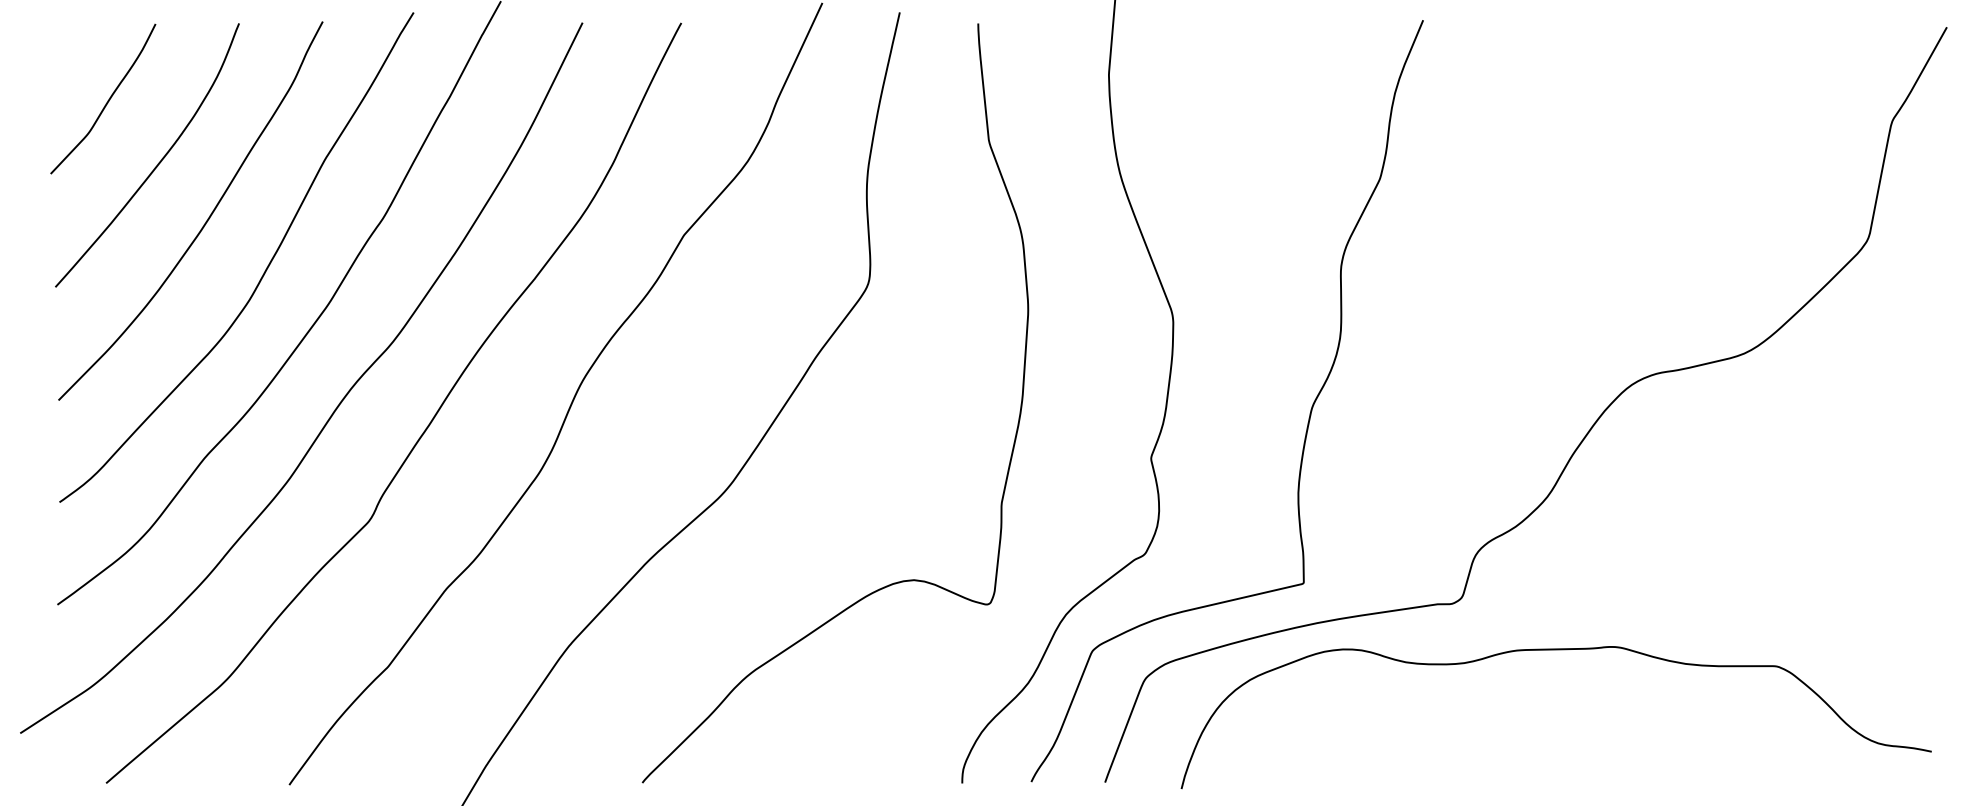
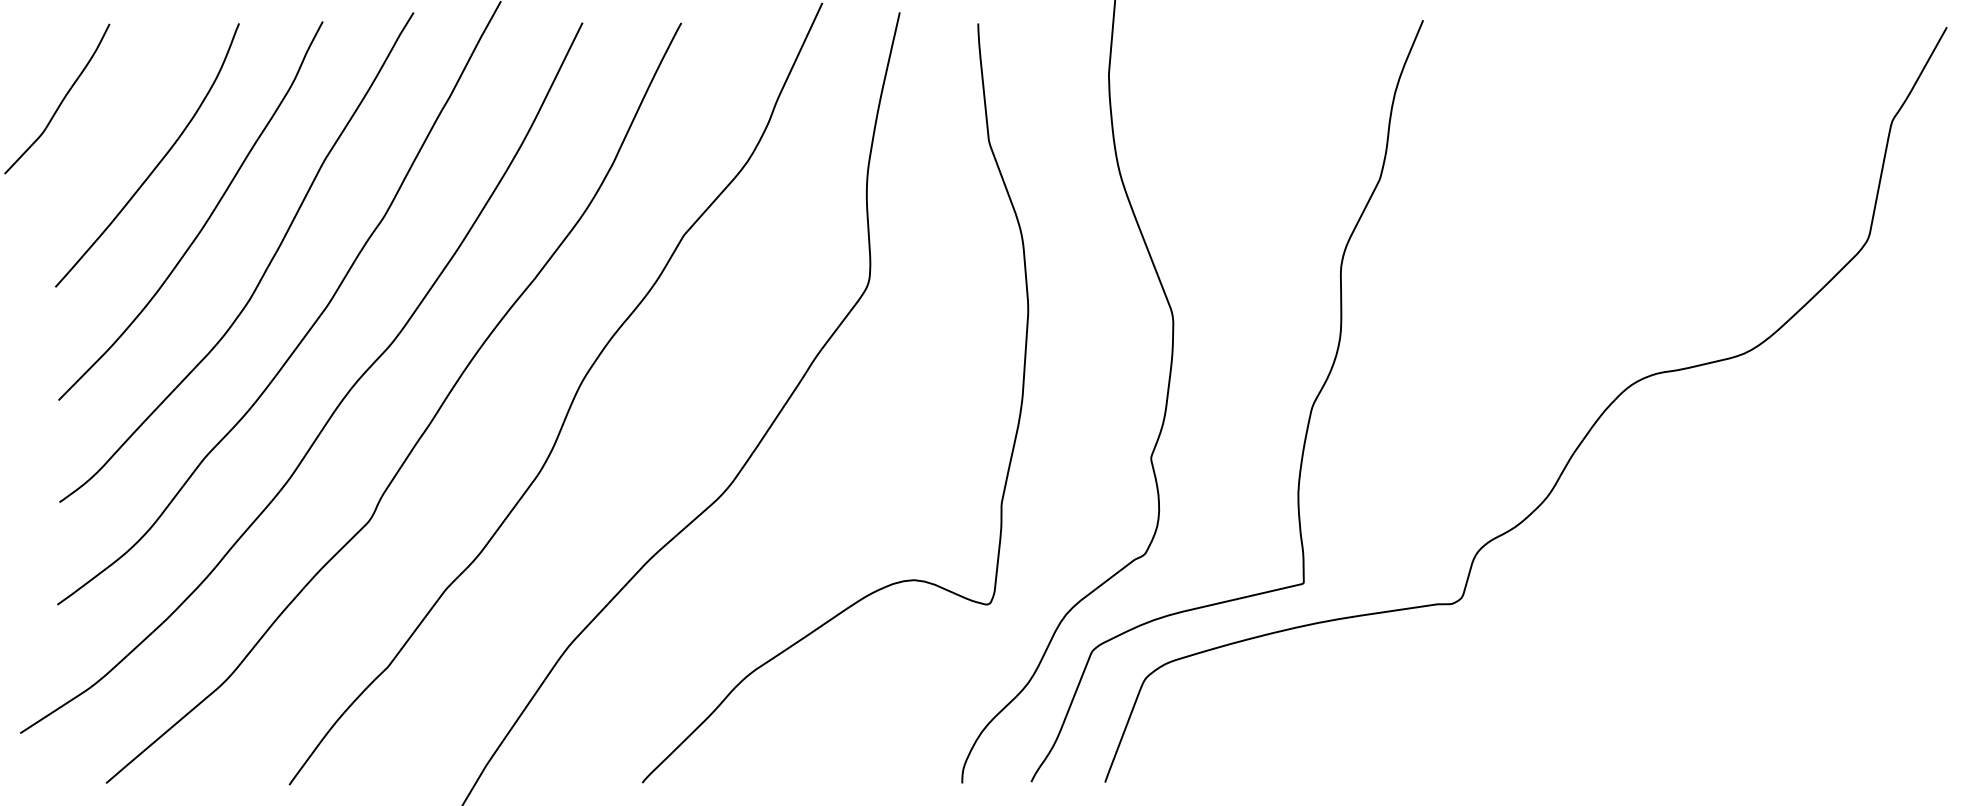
curve position: (107, 100) -> (61, 100) (61, 100)
curve: present -> none (1555, 650)
